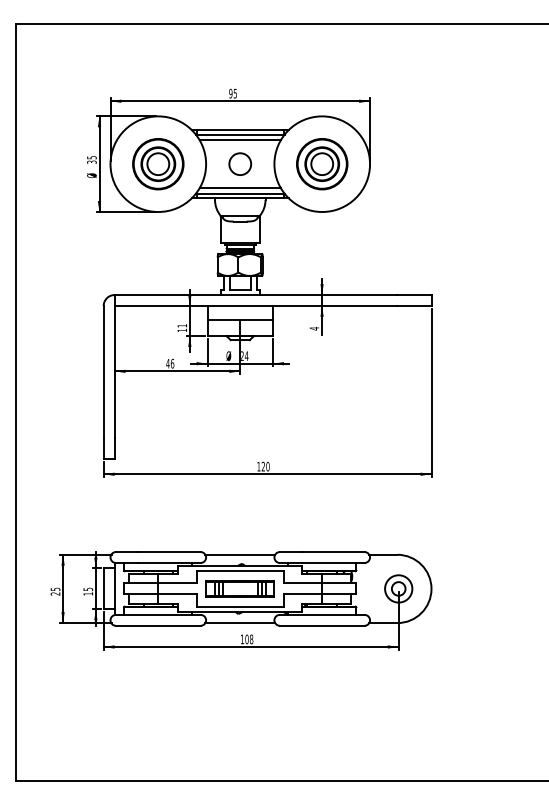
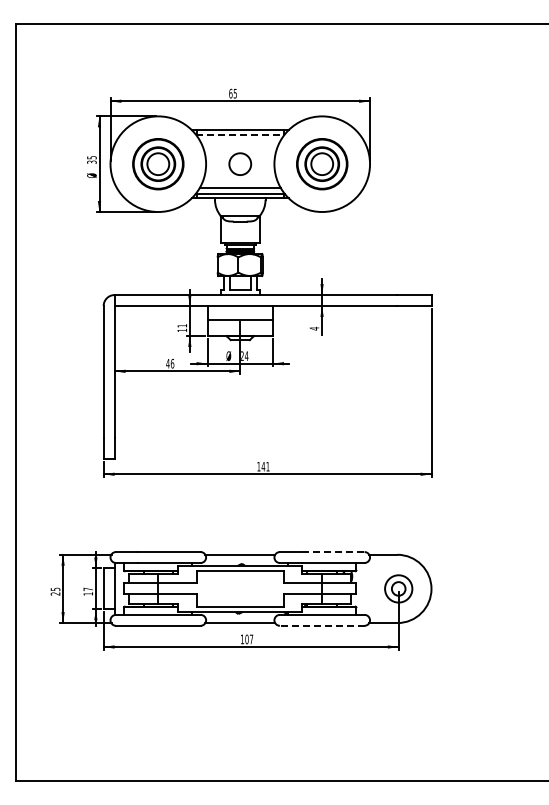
text: 95 -> 65 (230, 93)
line: solid -> dashed (240, 134)
line: present -> none (239, 140)
text: 120 -> 141 (265, 466)
line: solid -> dashed (333, 552)
part: present -> none (239, 588)
text: 15 -> 17 (88, 589)
line: solid -> dashed (321, 625)
text: 108 -> 107 (251, 639)
